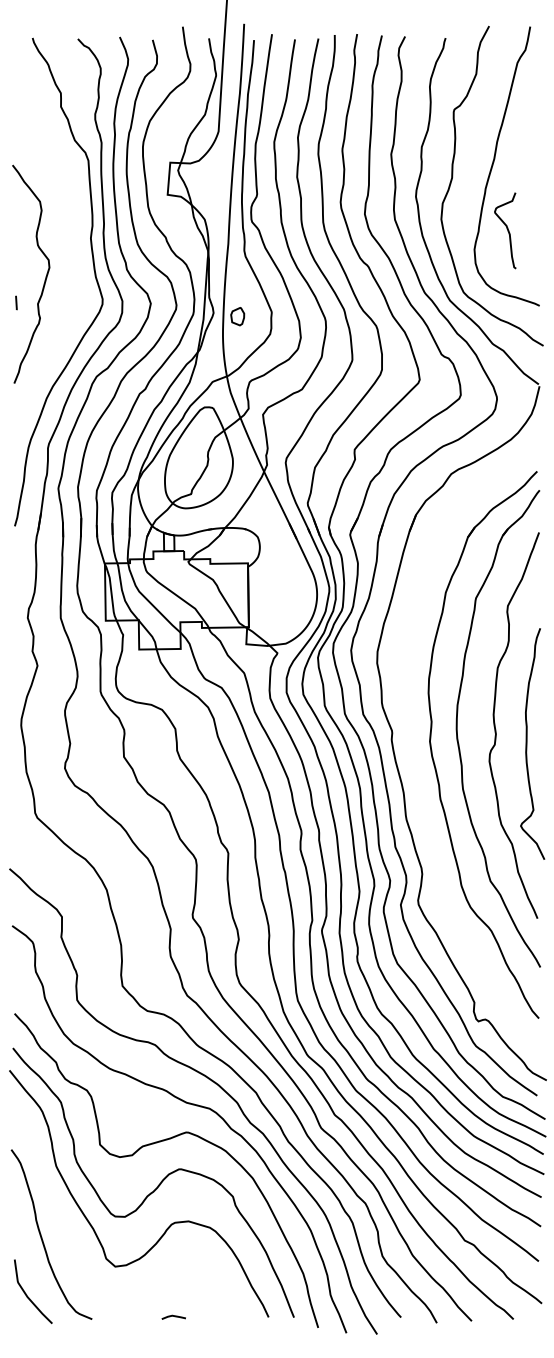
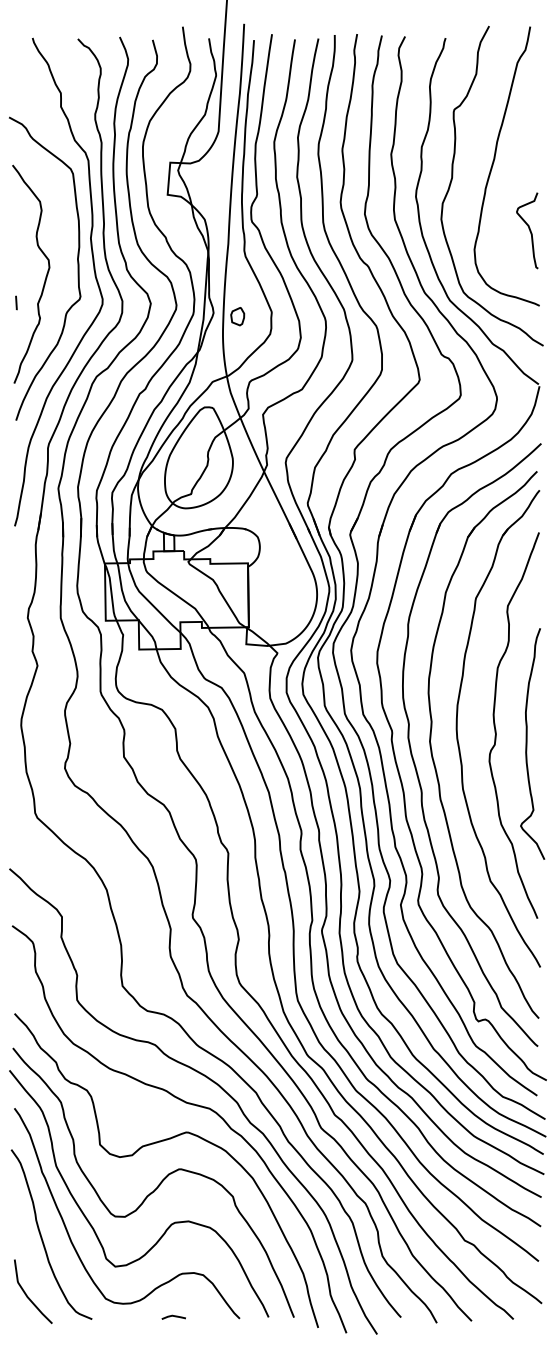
curve position: (506, 229) -> (528, 229) (528, 229)
curve: none -> present (77, 268)
part: none -> present (415, 763)
curve: none -> present (70, 1236)
